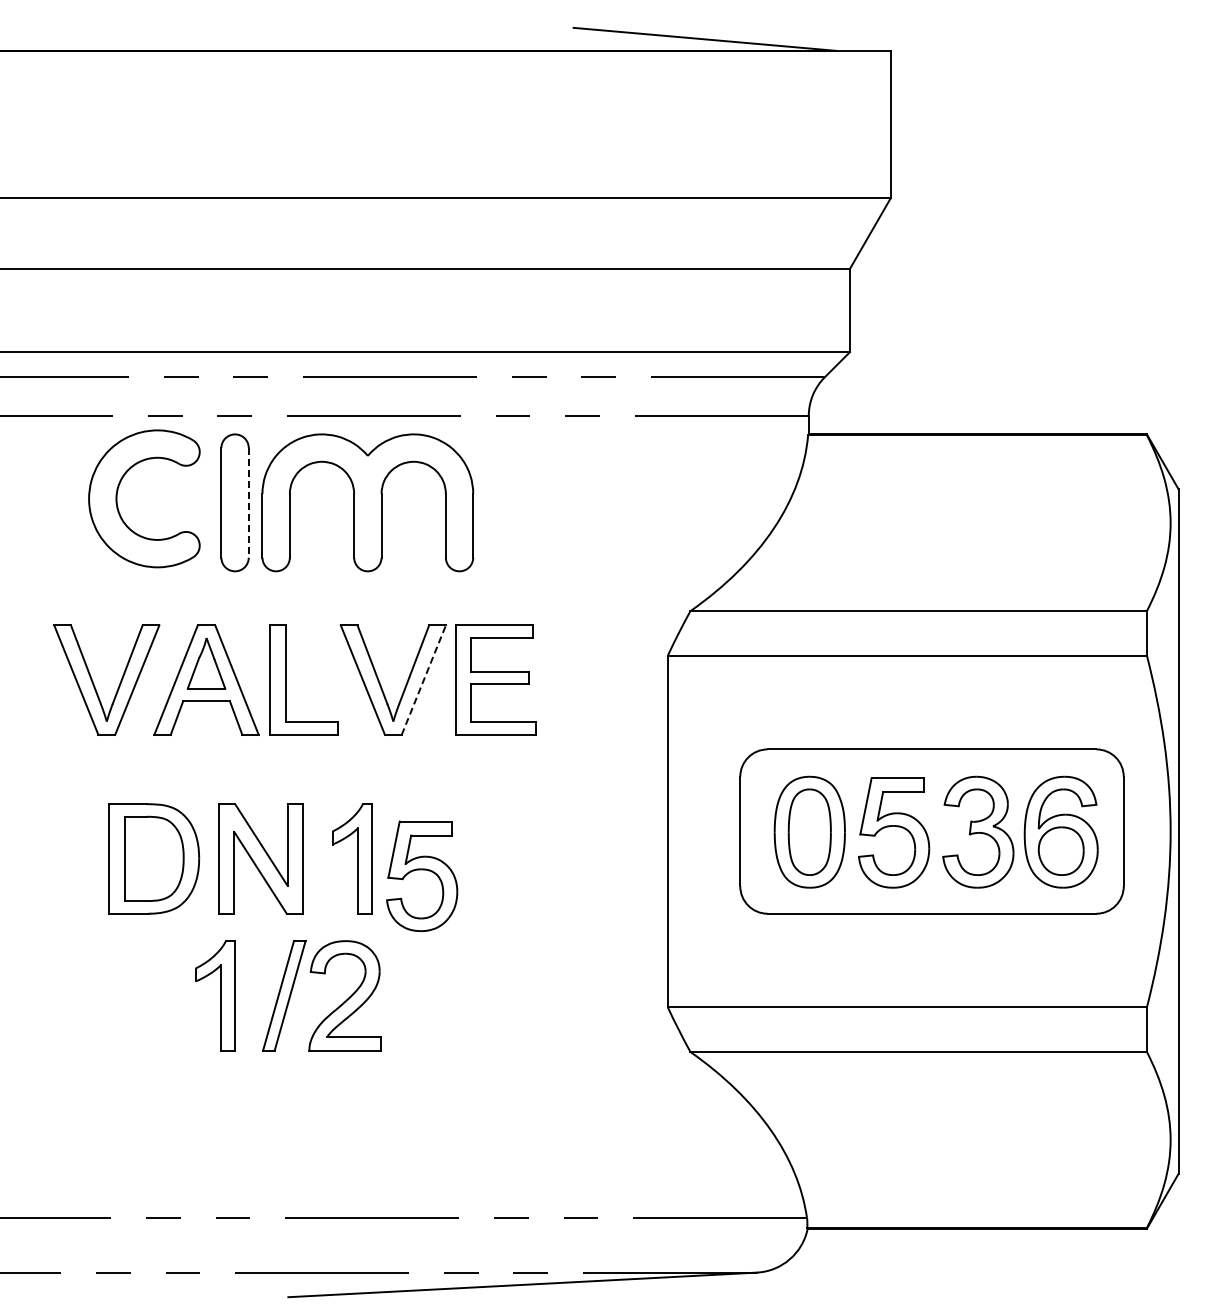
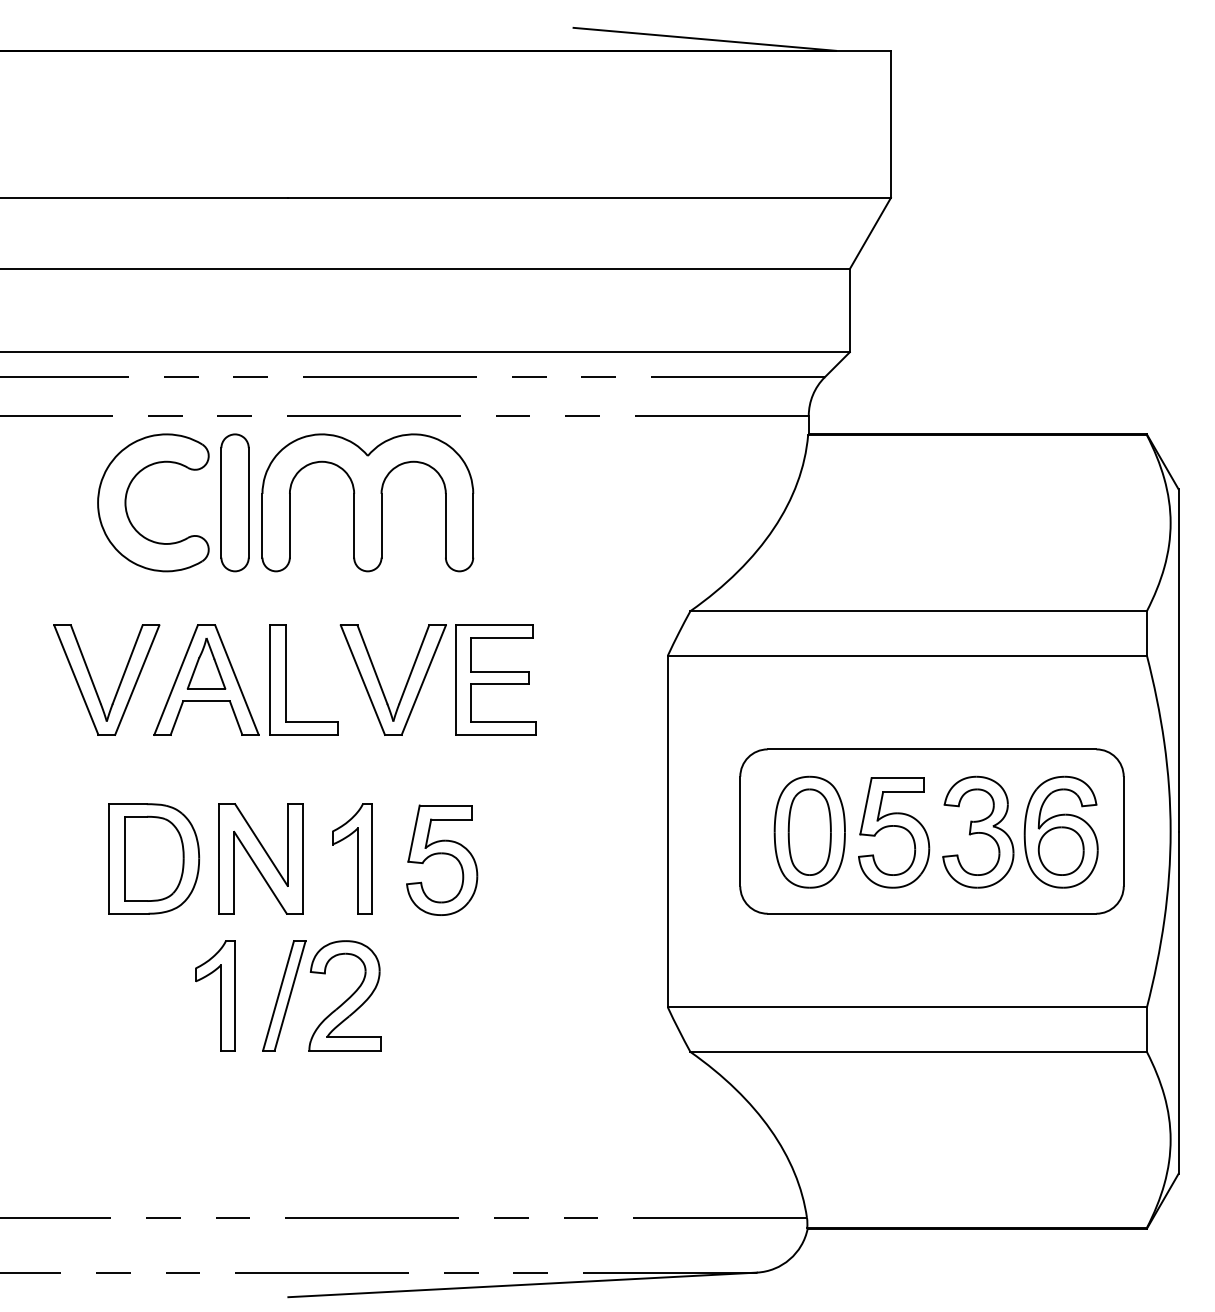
part position: (118, 491) -> (127, 495) (127, 495)
line: dashed -> solid (248, 502)
line: dashed -> solid (424, 679)
part position: (422, 875) -> (442, 859) (442, 859)
